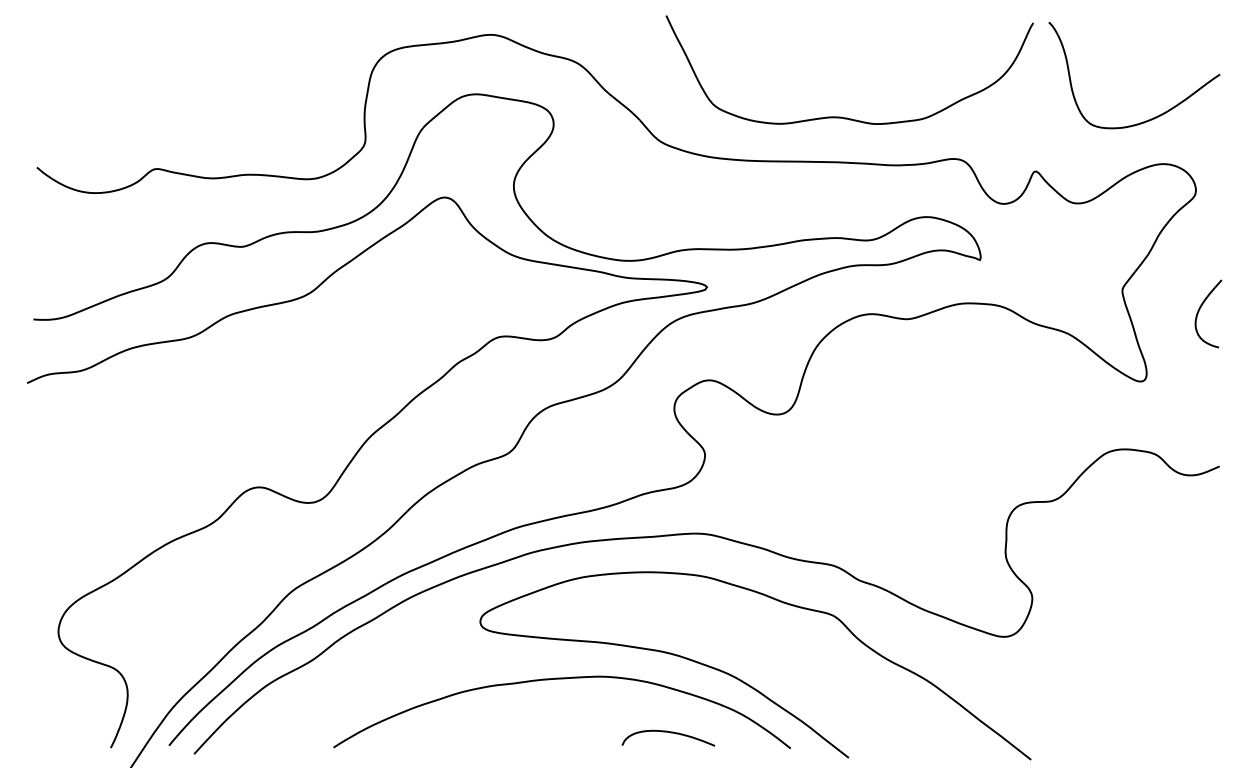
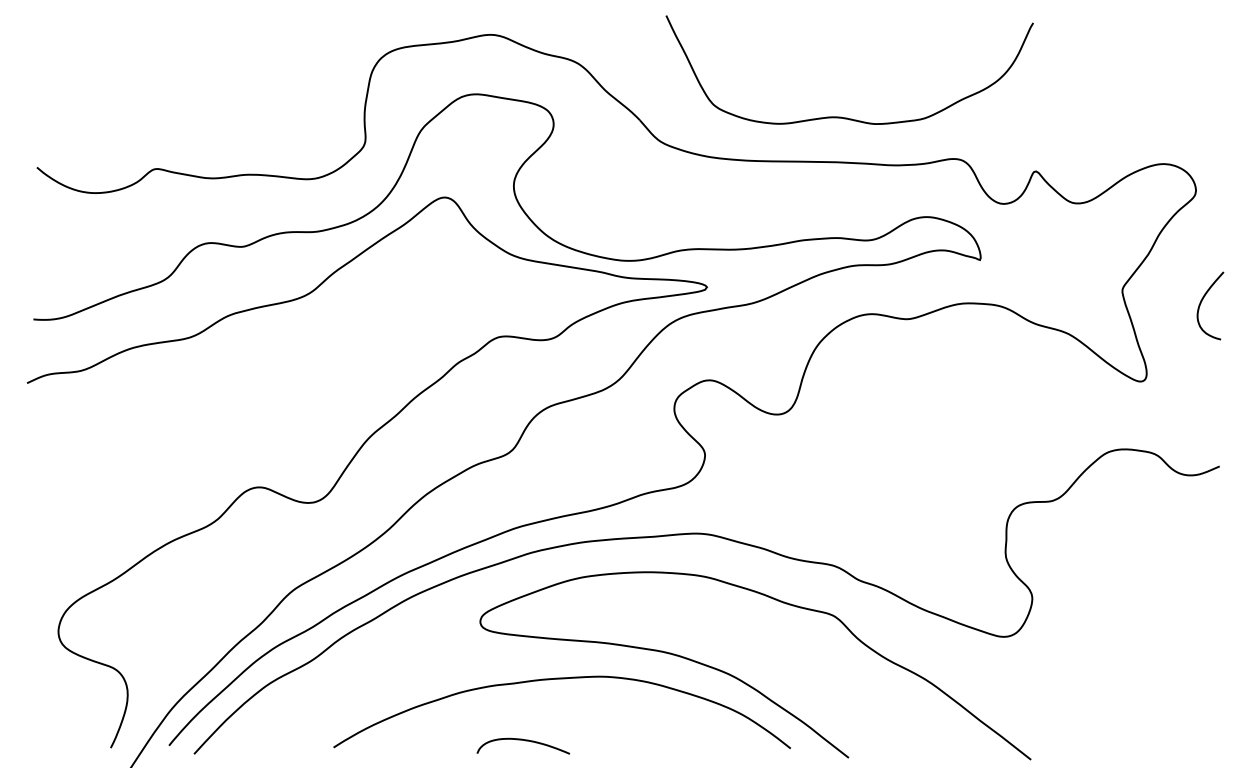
curve: present -> none (1155, 116)
curve position: (1200, 309) -> (1202, 301) (1202, 301)
curve position: (670, 733) -> (525, 741) (525, 741)
